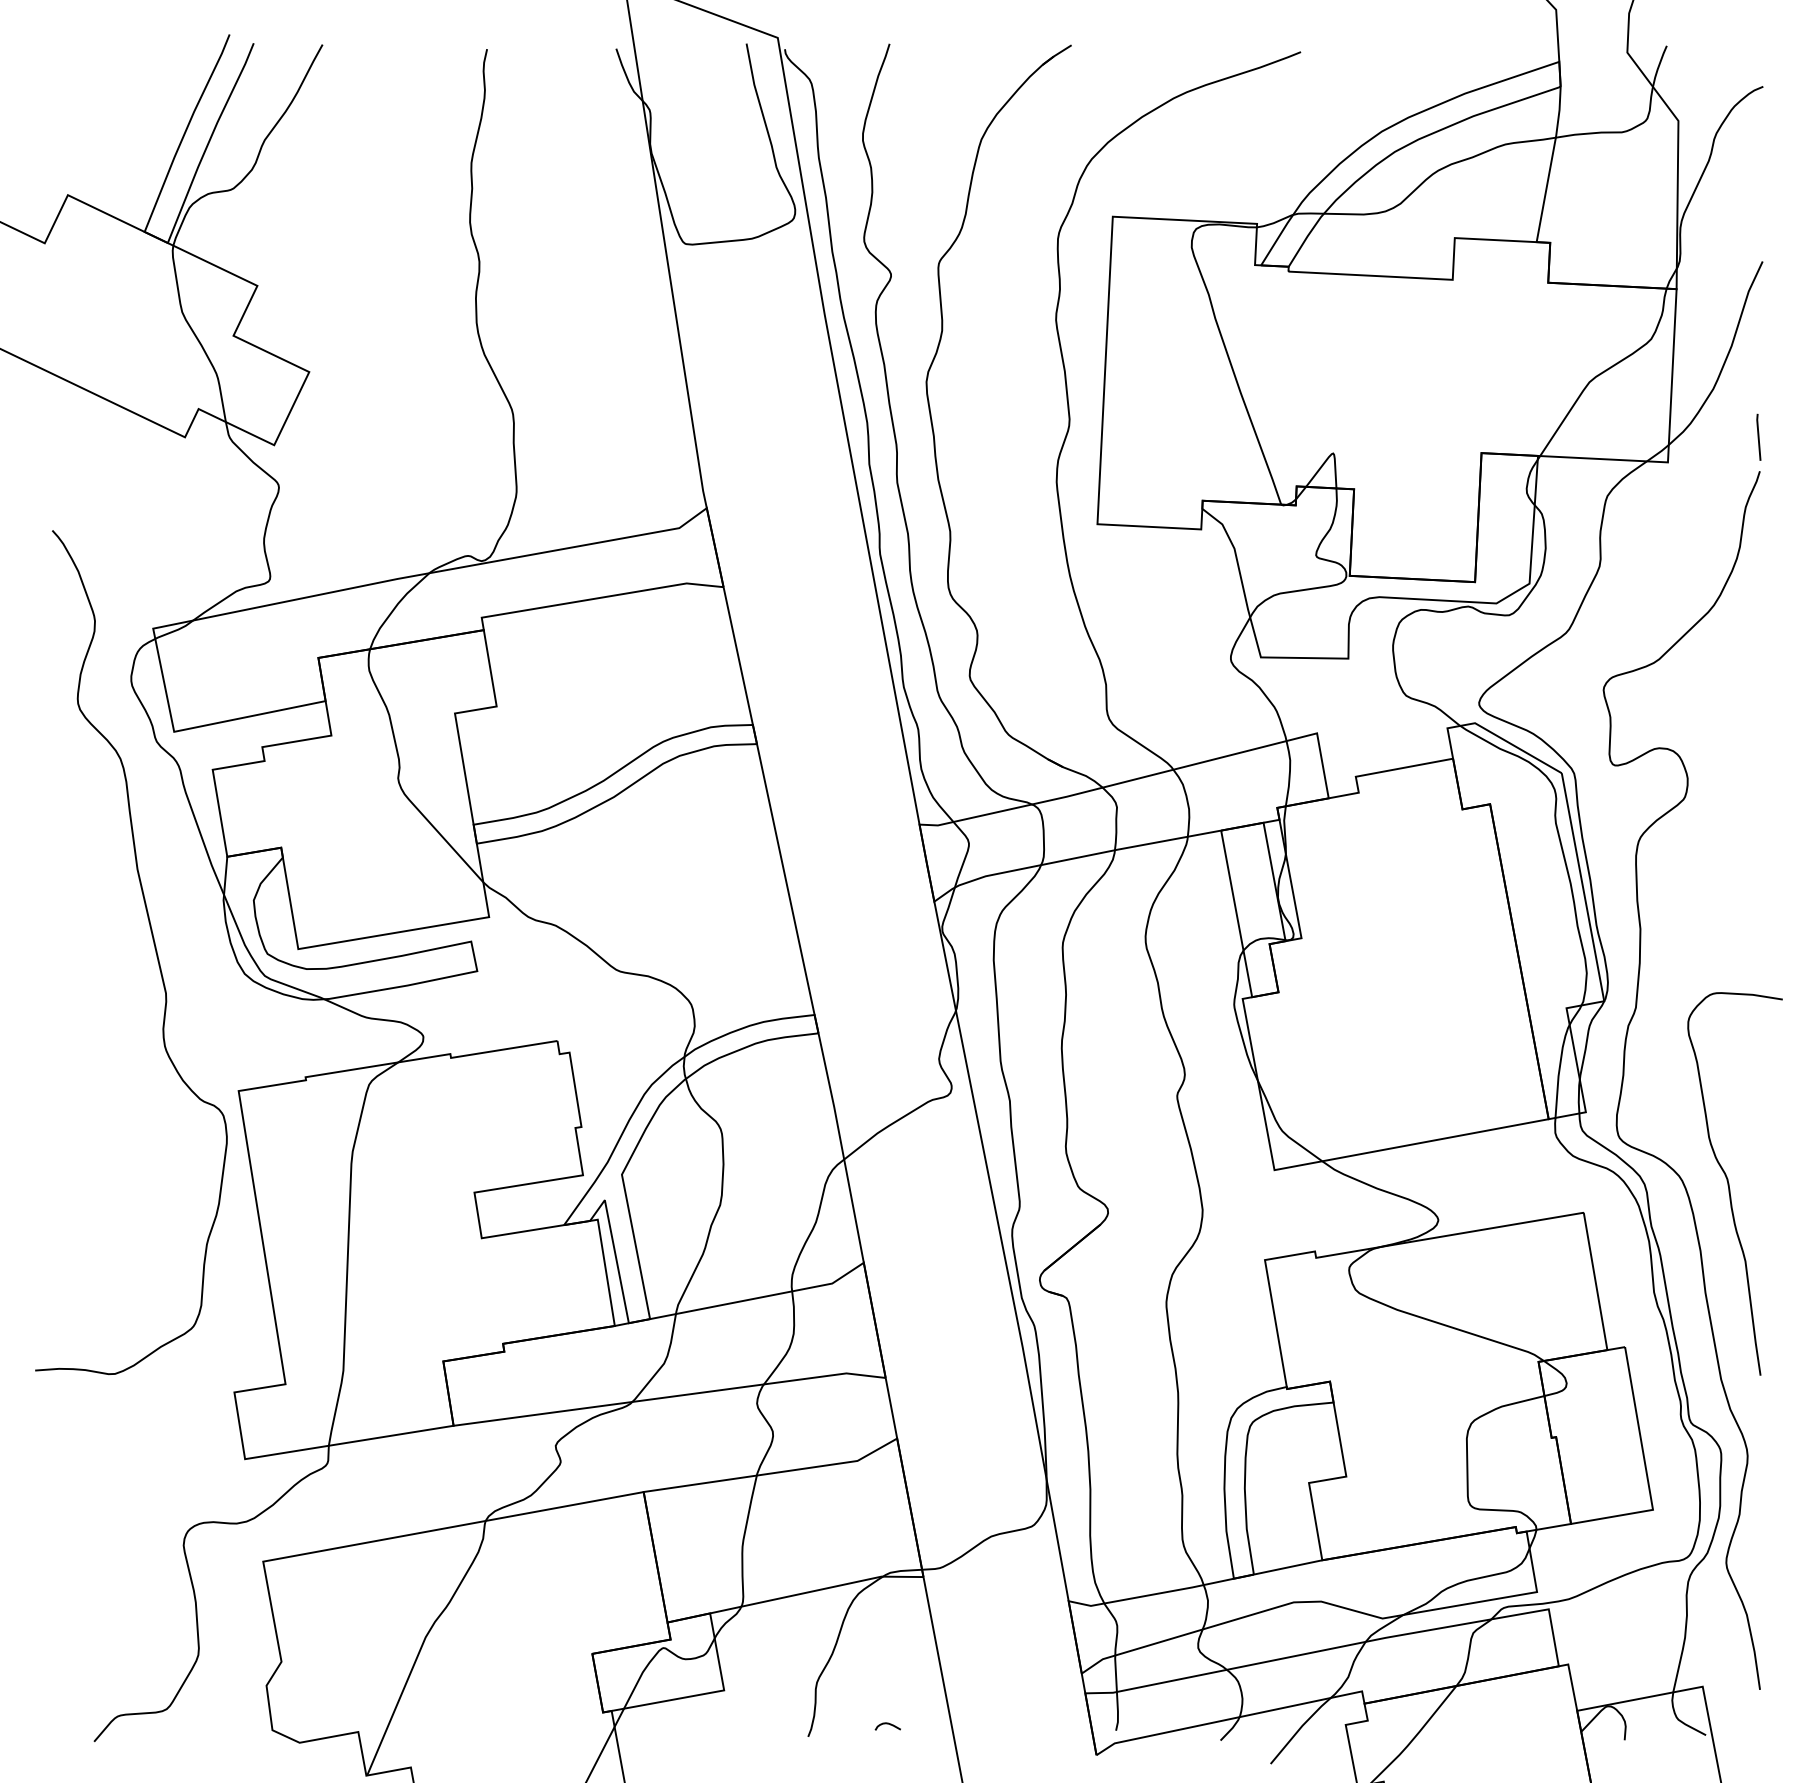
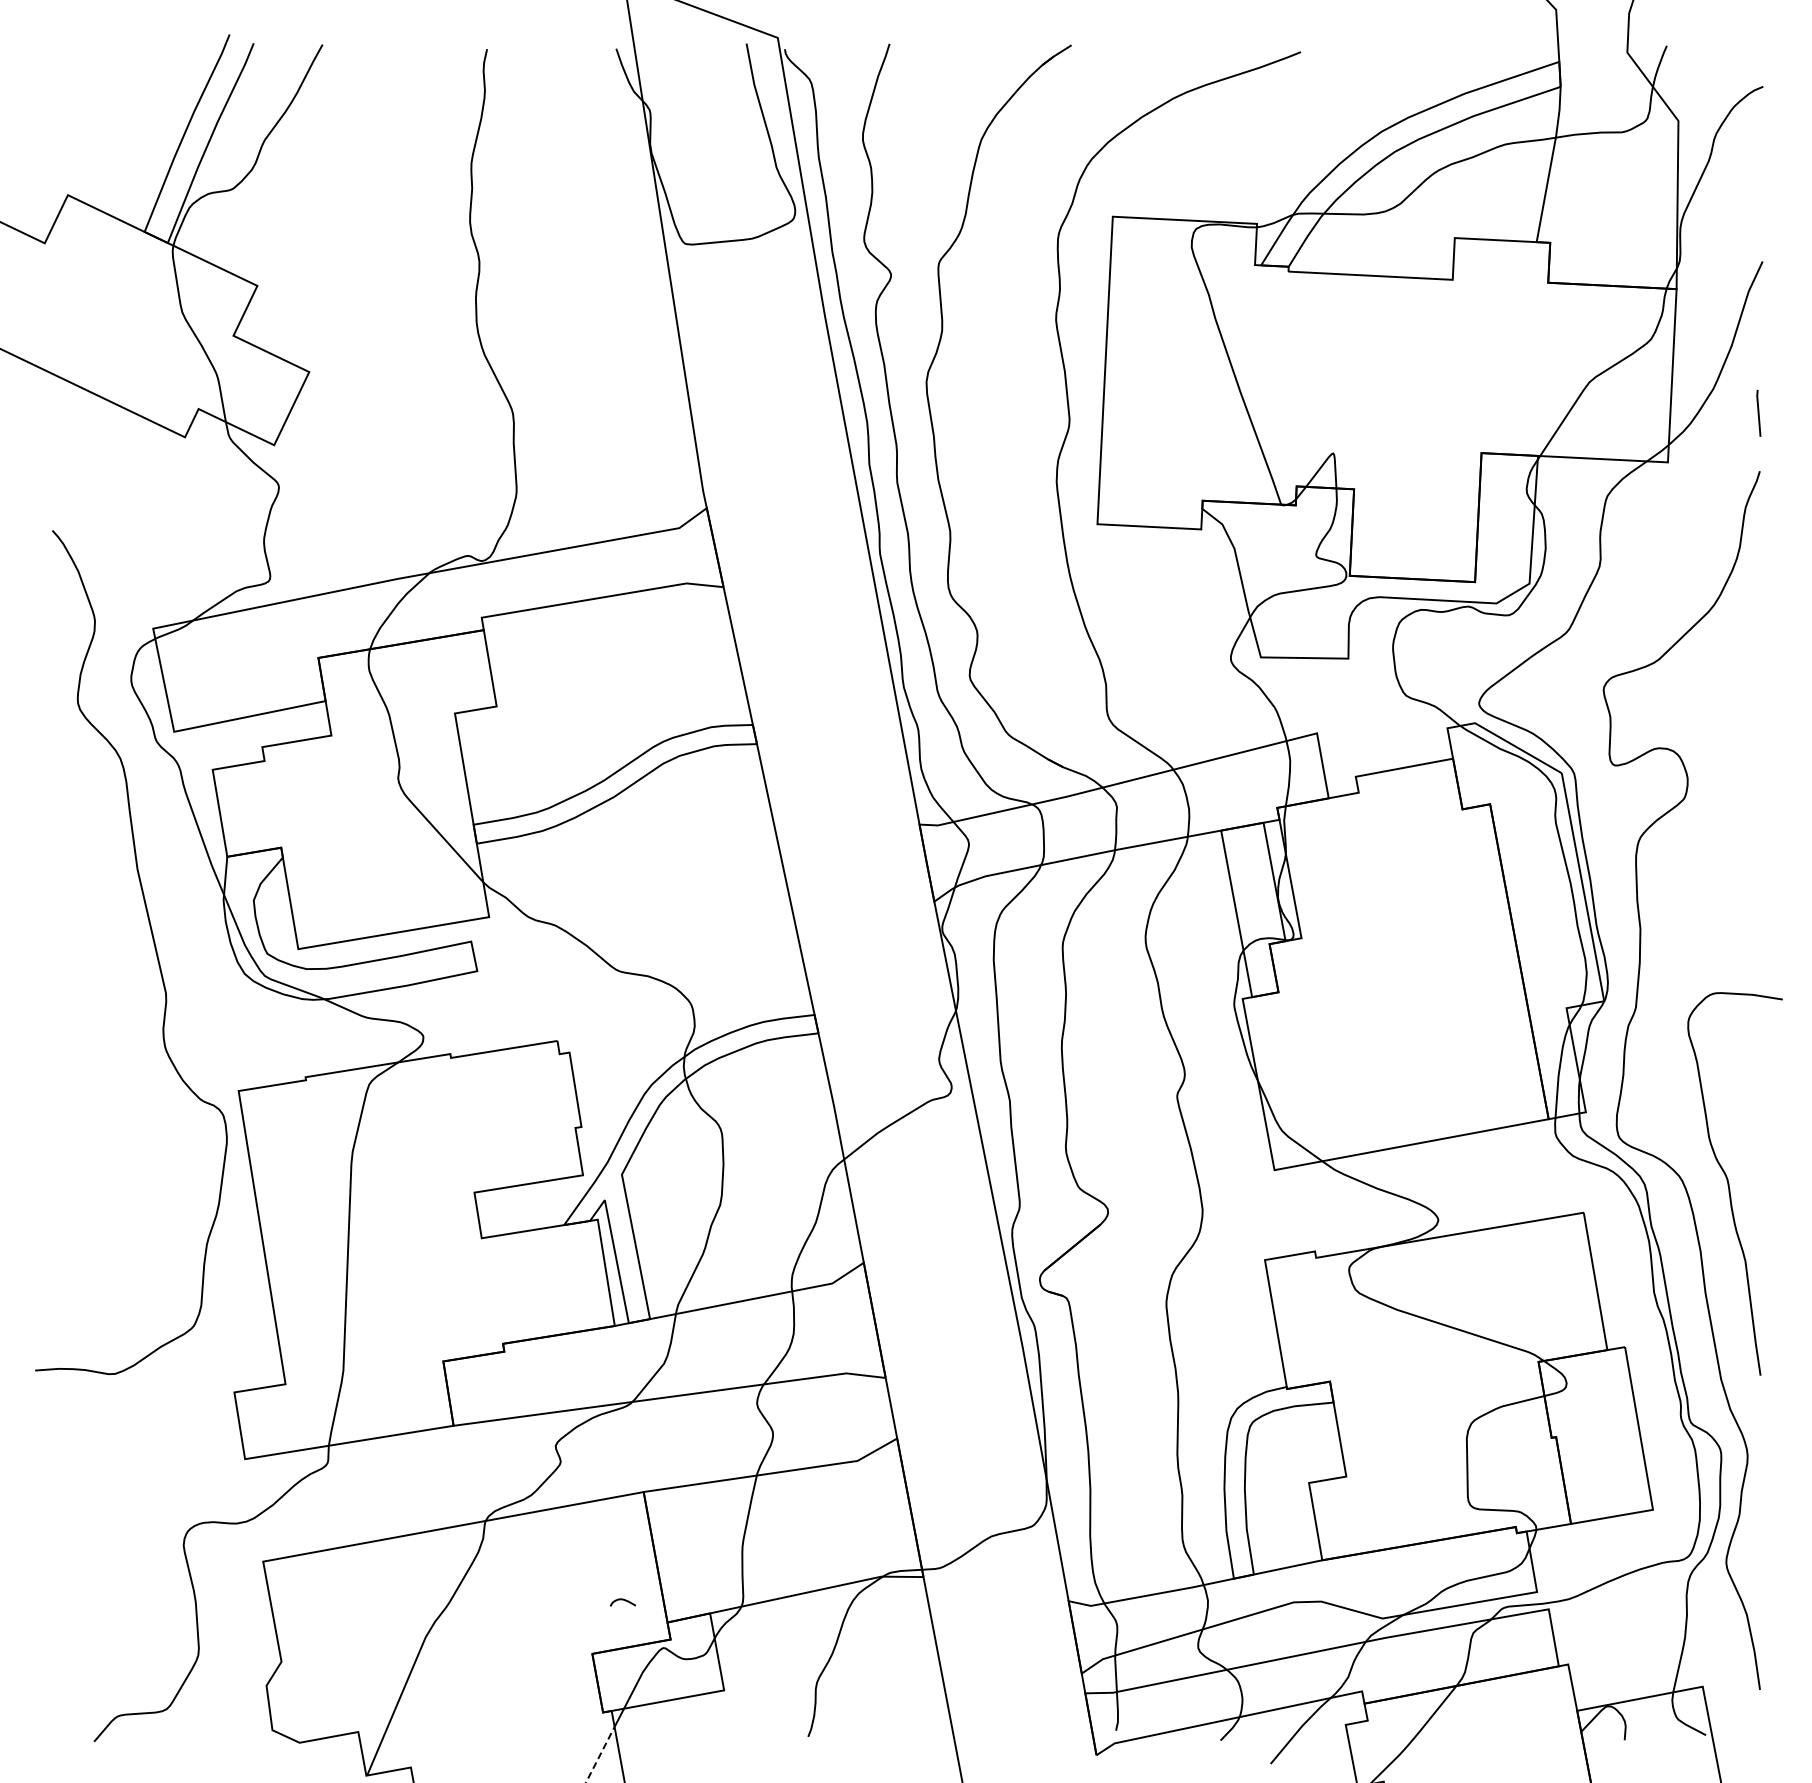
line position: (1758, 436) -> (1758, 412) (1758, 412)
curve position: (887, 1724) -> (622, 1600) (622, 1600)
line: solid -> dashed (600, 1754)
